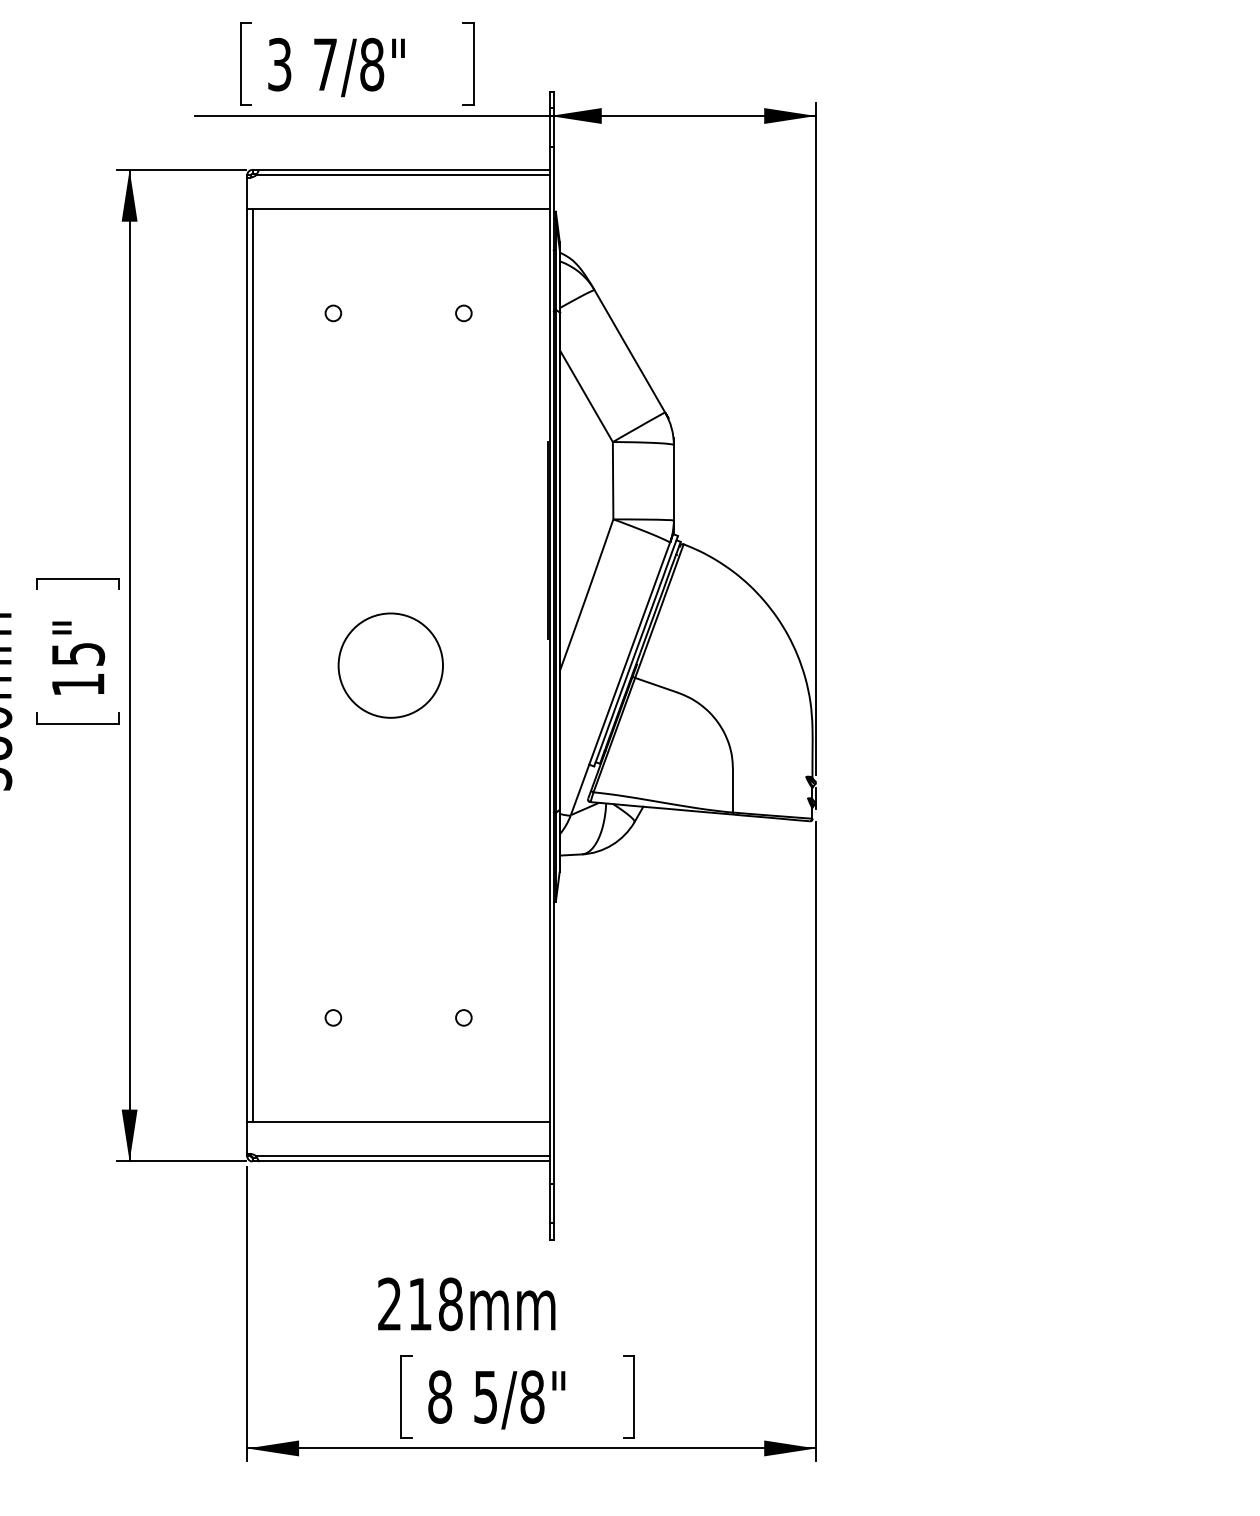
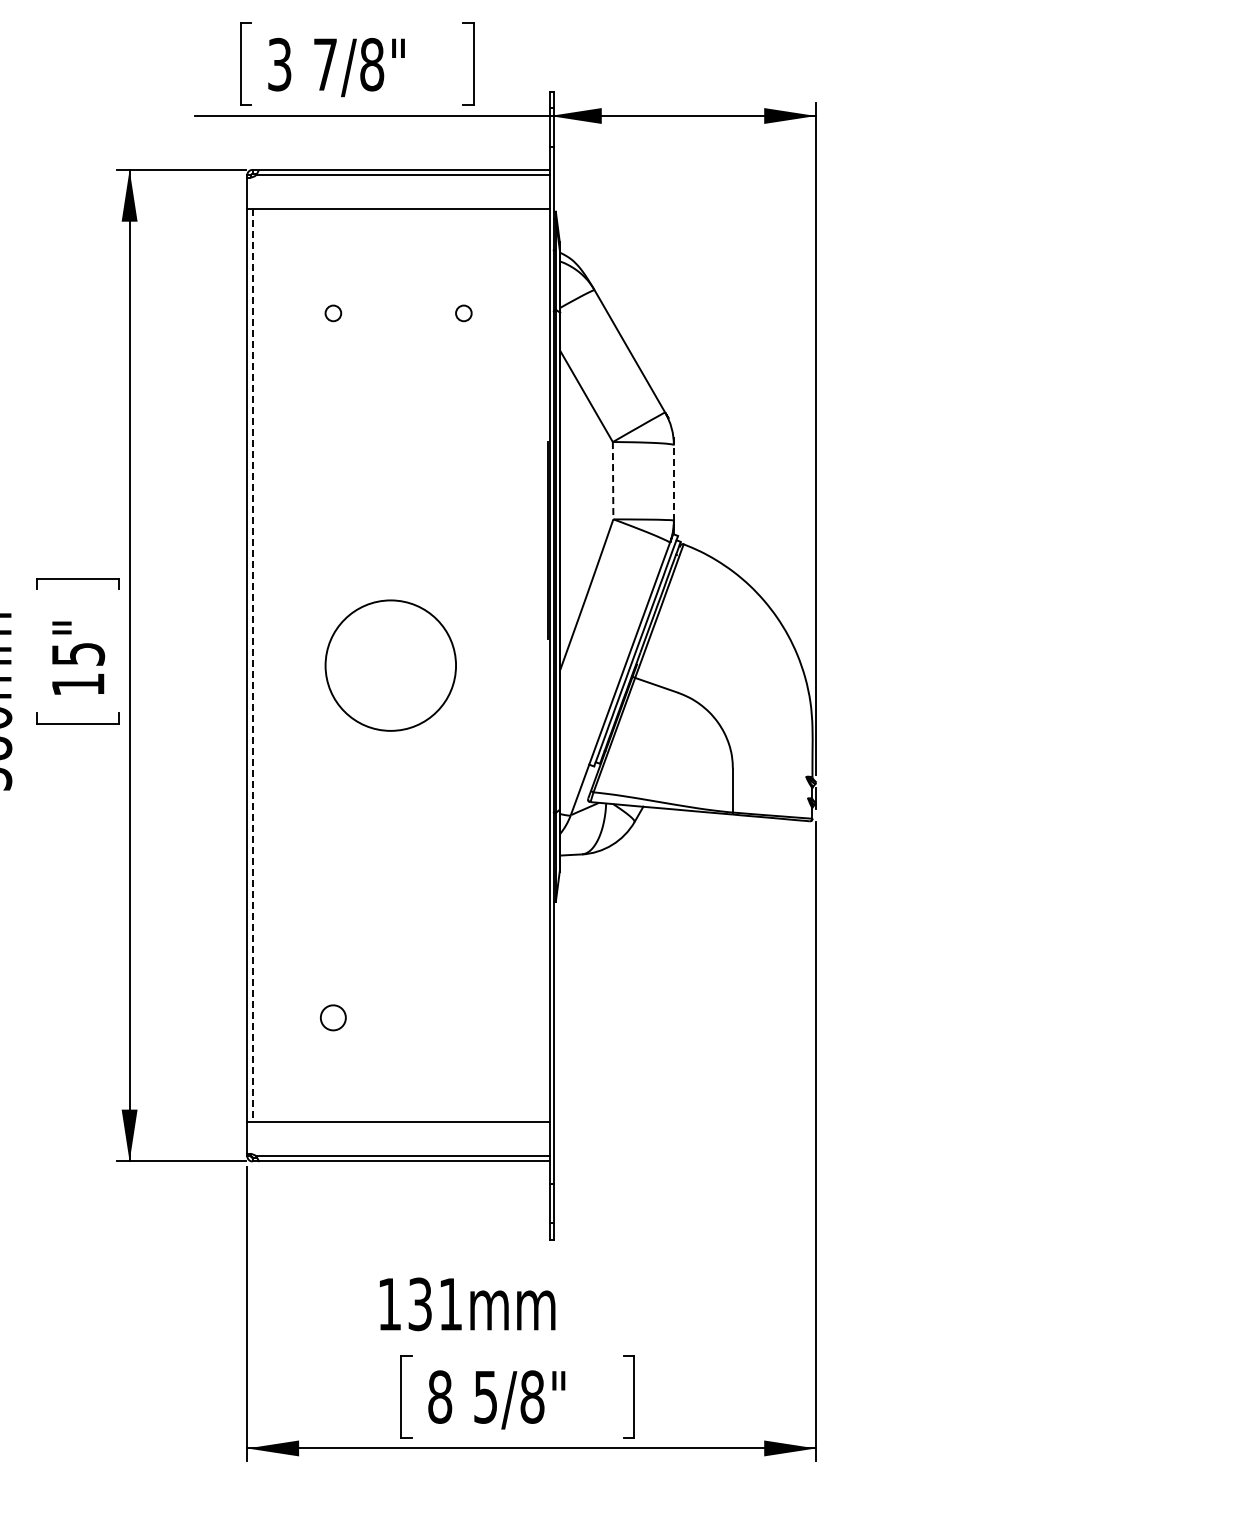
line: solid -> dashed (613, 480)
line: solid -> dashed (673, 482)
line: solid -> dashed (252, 665)
circle diameter: 104 px -> 130 px (390, 665)
circle size: 19x18 px -> 27x28 px (333, 1017)
circle: present -> none (463, 1017)
text: 218mm -> 131mm (420, 1304)
